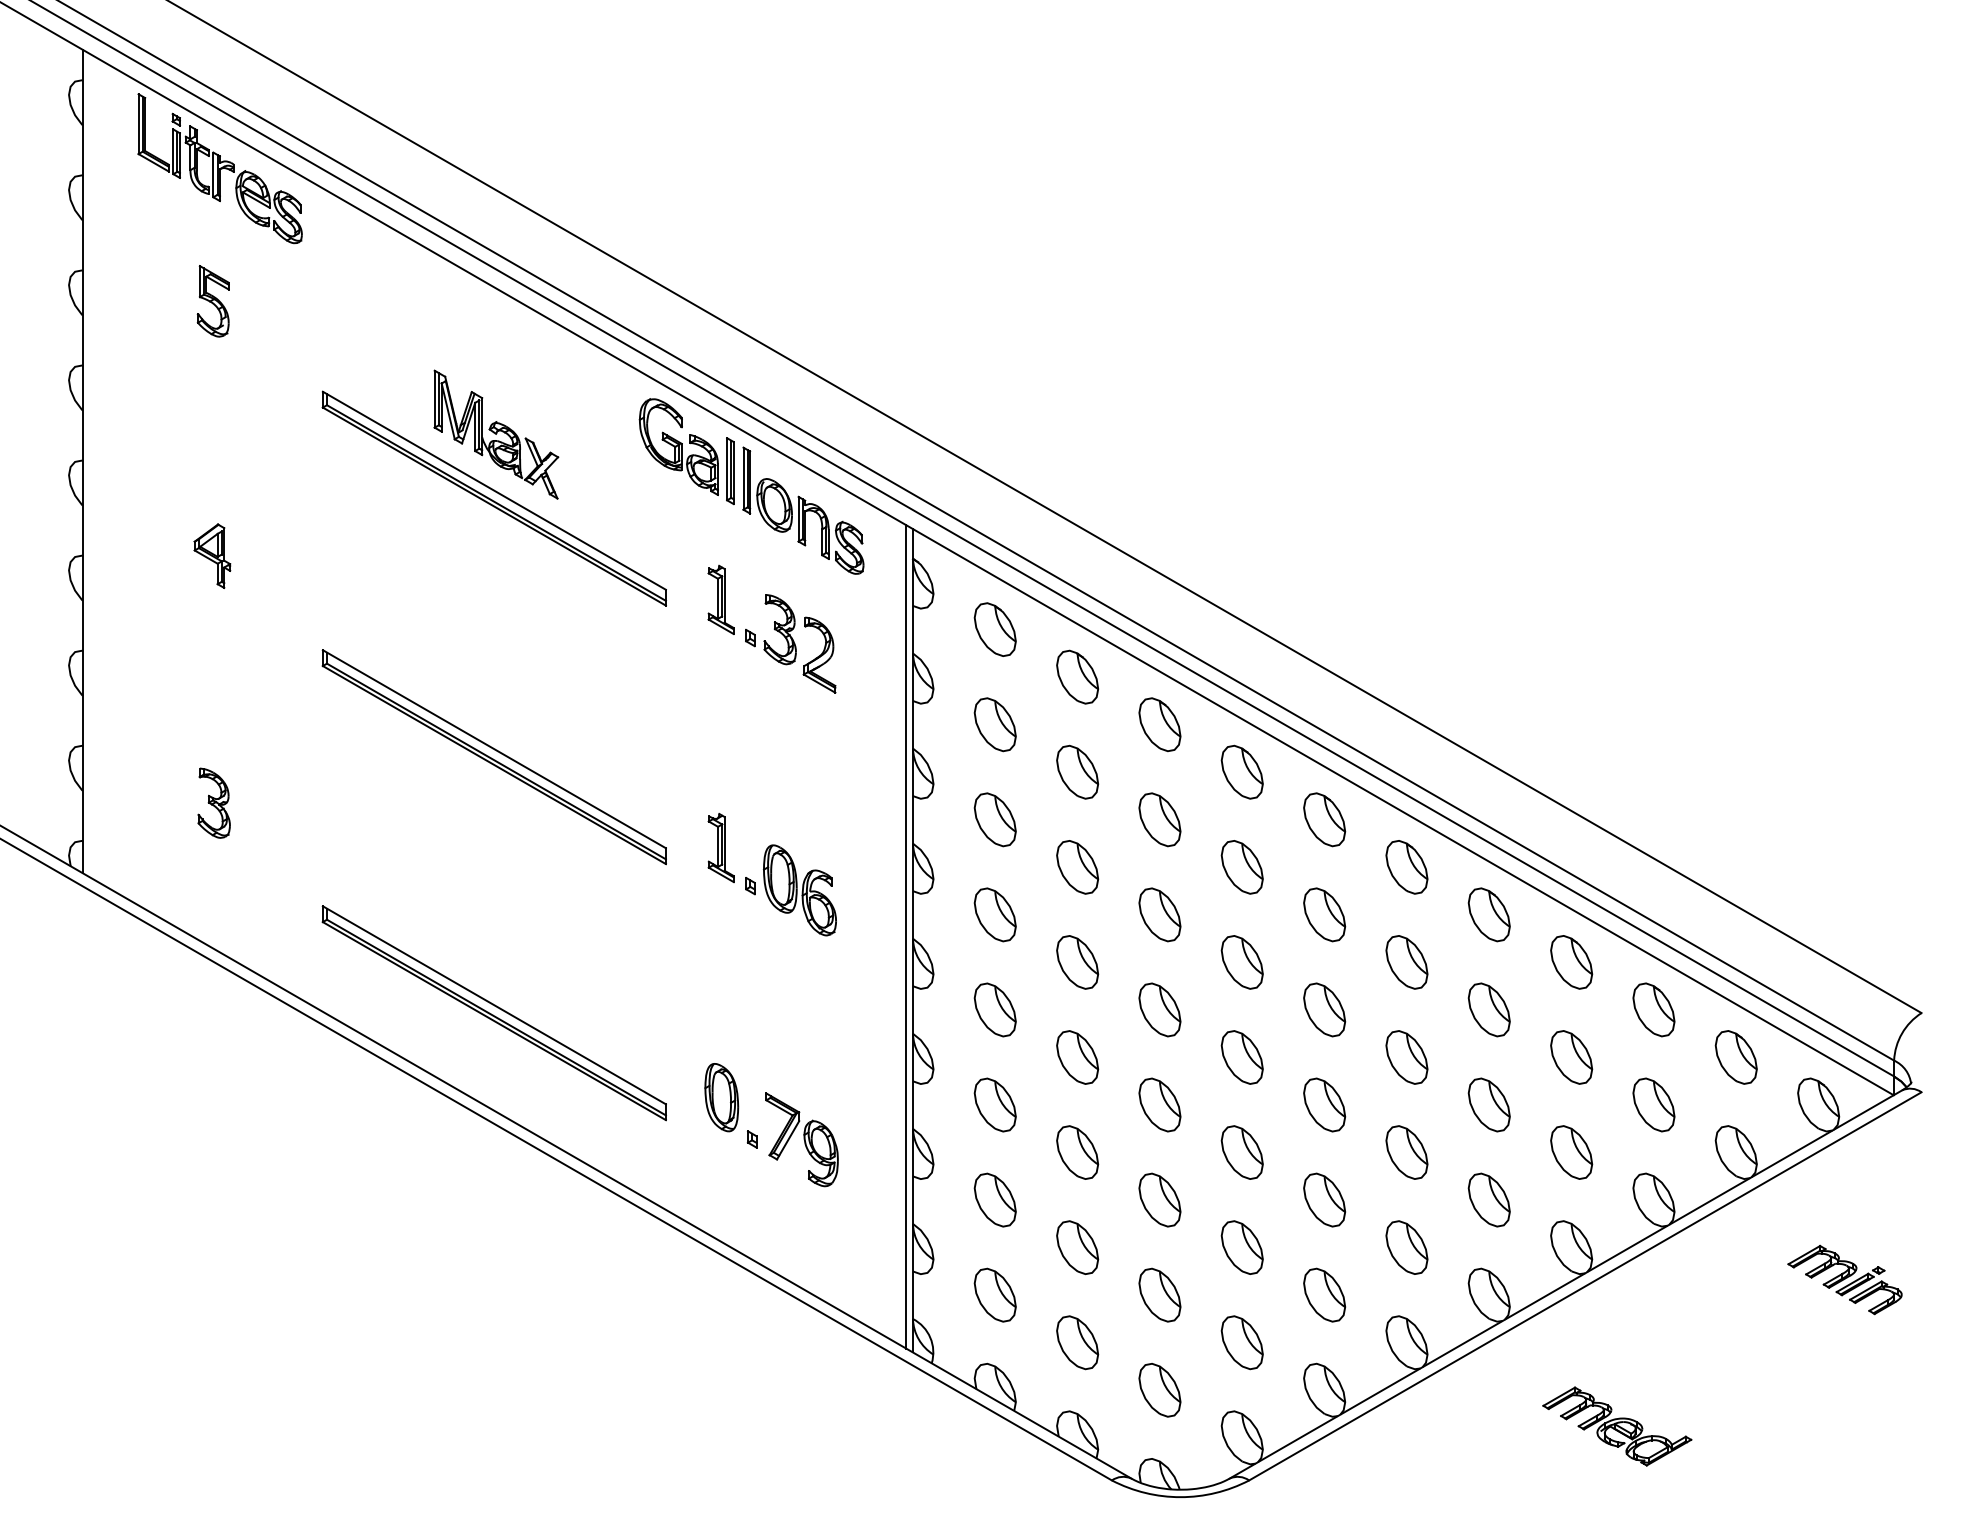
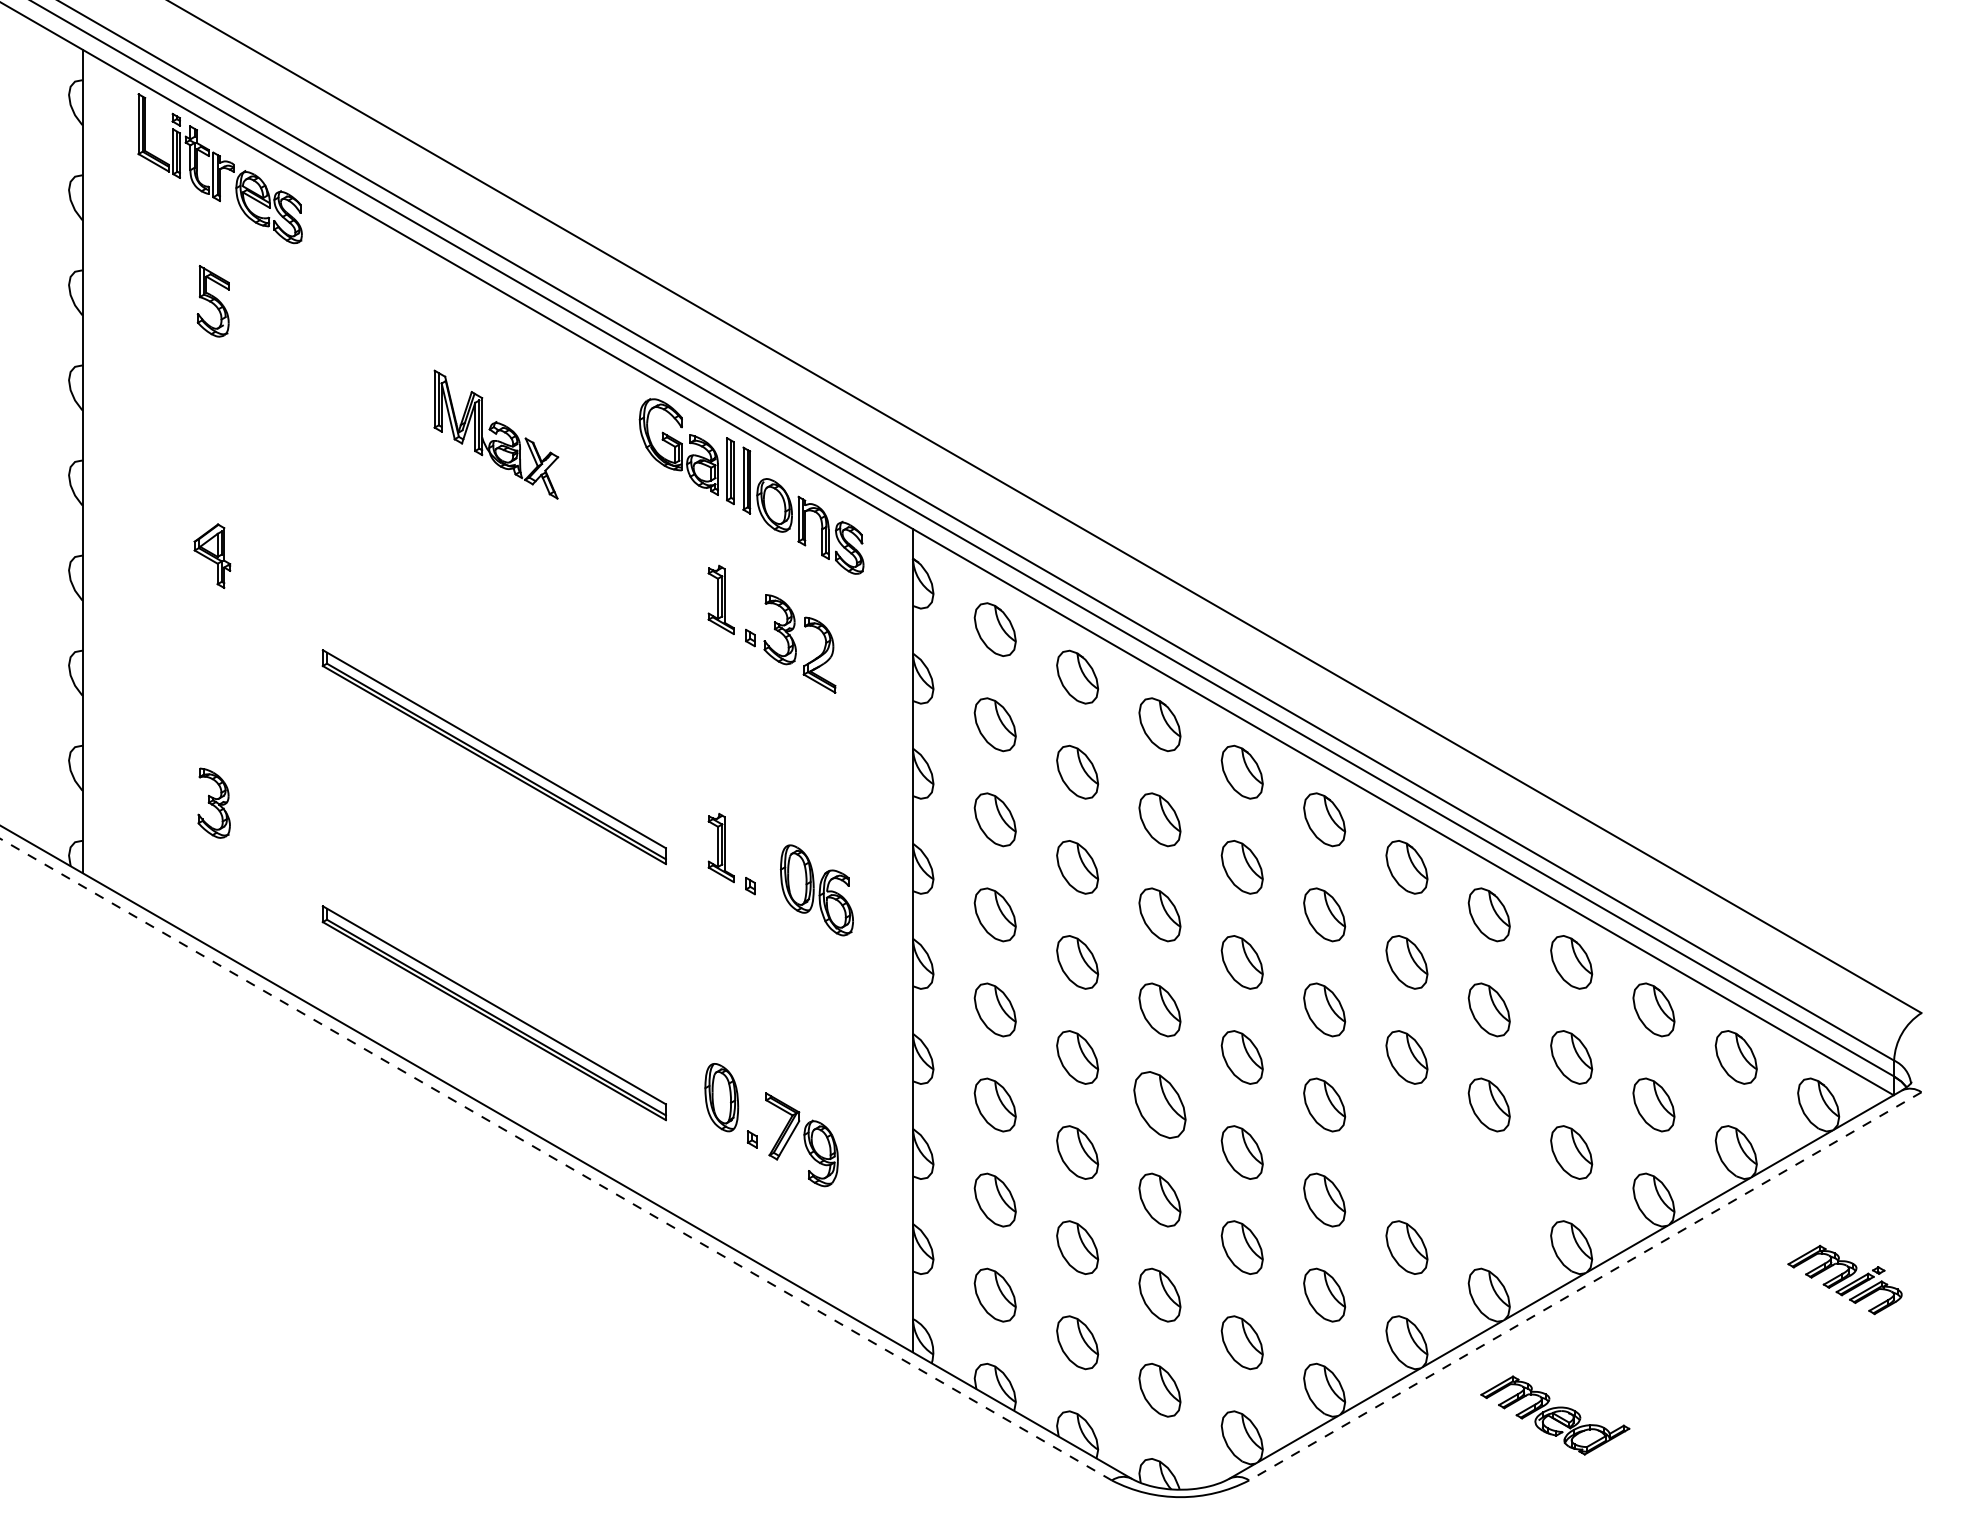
part: present -> none (493, 498)
part position: (799, 890) -> (816, 890) (816, 890)
line: present -> none (906, 936)
part size: 44x56 px -> 54x68 px (1159, 1104)
part: present -> none (1406, 1152)
line: solid -> dashed (555, 1159)
part: present -> none (1488, 1199)
line: solid -> dashed (1584, 1286)
part position: (1617, 1426) -> (1555, 1415) (1555, 1415)
